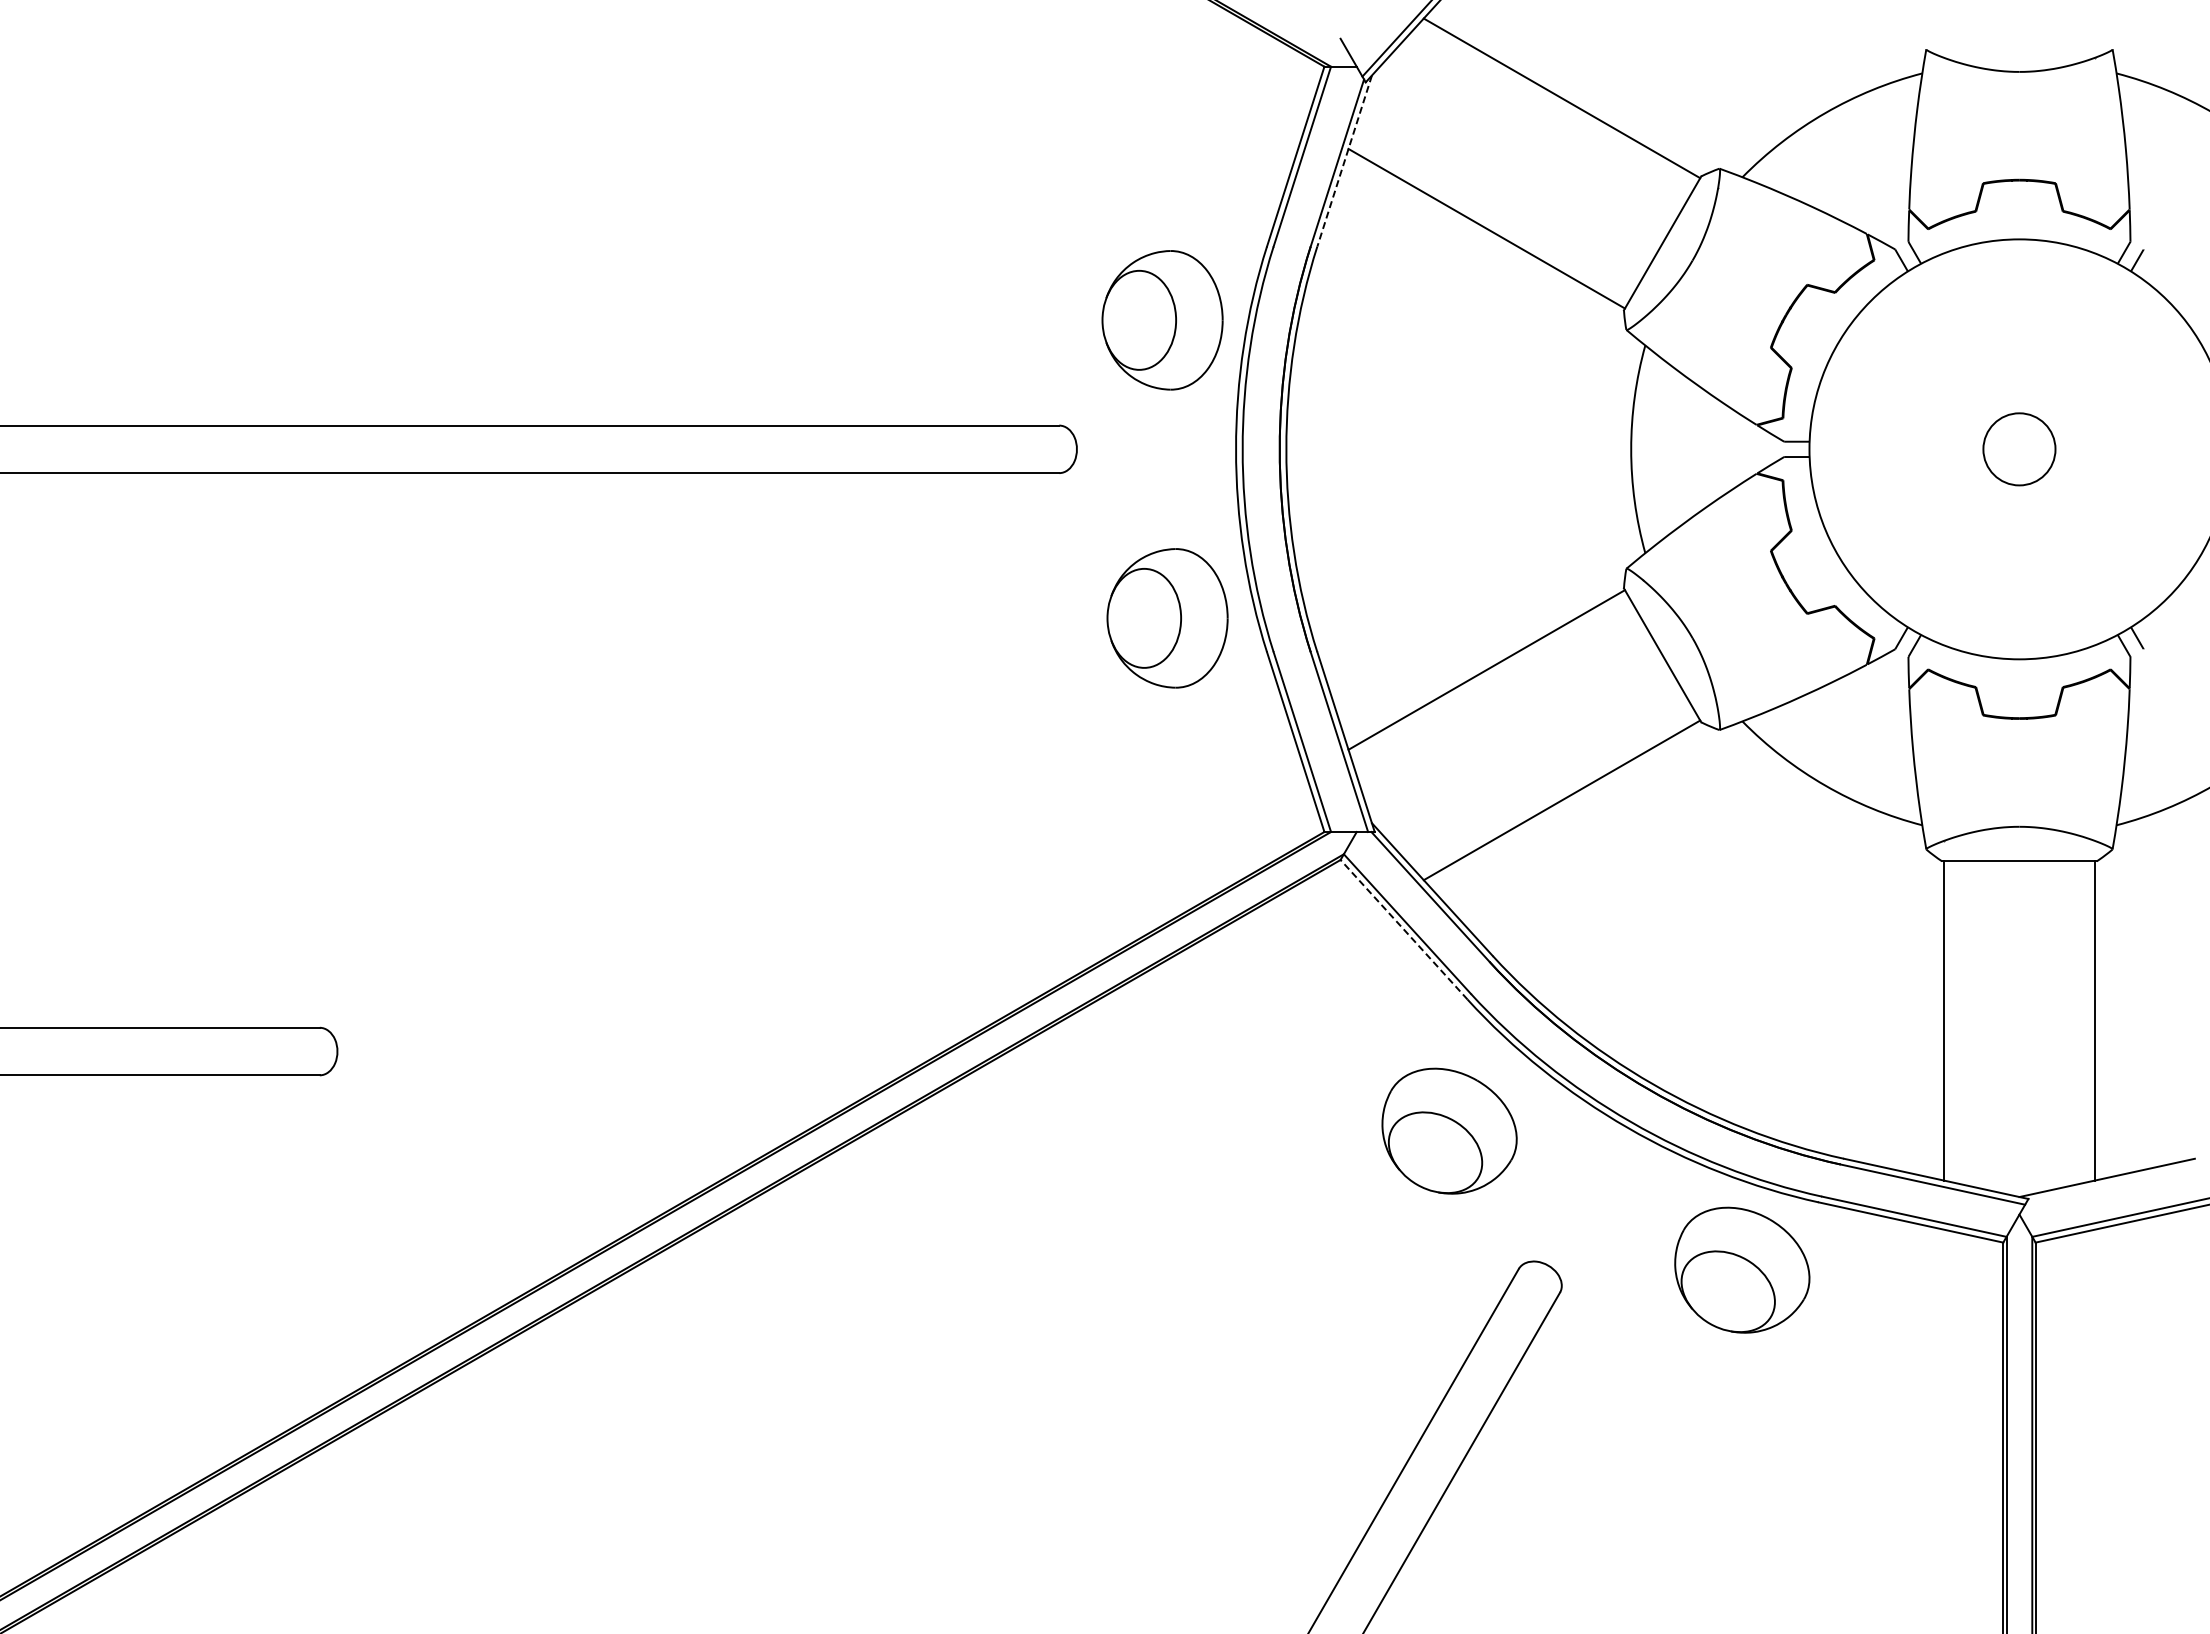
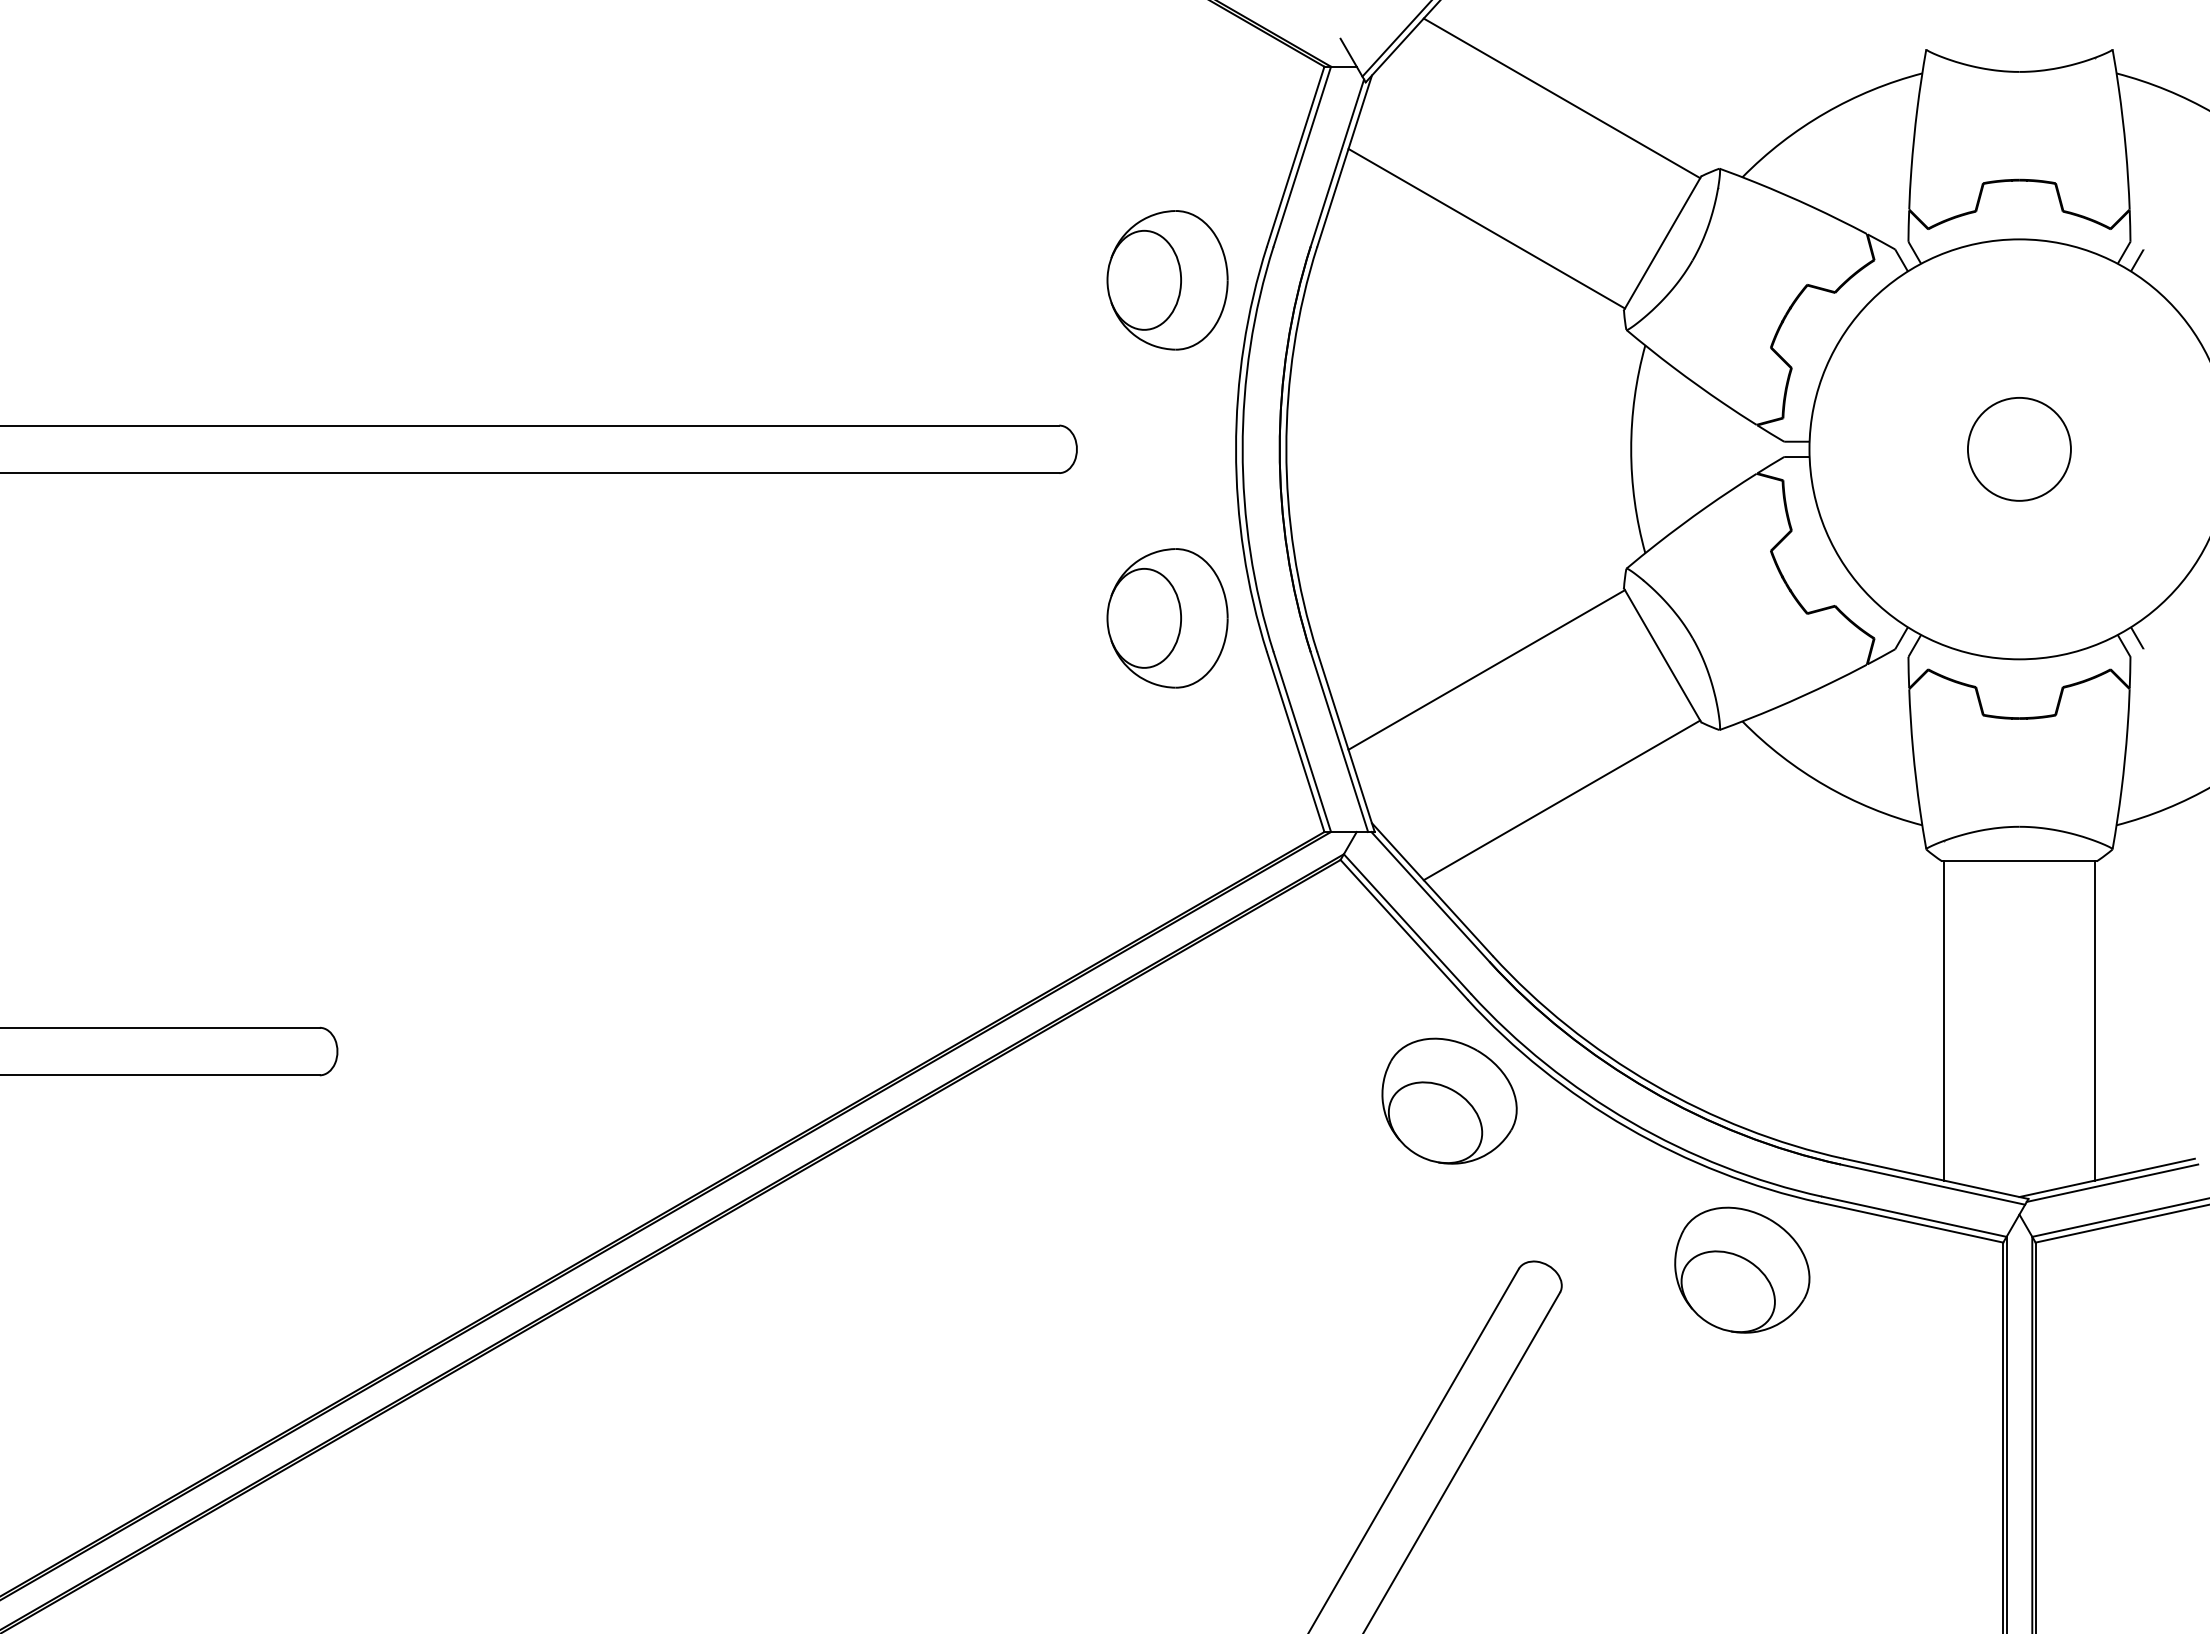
line: dashed -> solid (1344, 161)
part position: (1162, 320) -> (1167, 280) (1167, 280)
circle diameter: 72 px -> 103 px (2018, 448)
line: dashed -> solid (1403, 929)
part position: (1449, 1130) -> (1449, 1100) (1449, 1100)
line: none -> present (2112, 1182)
